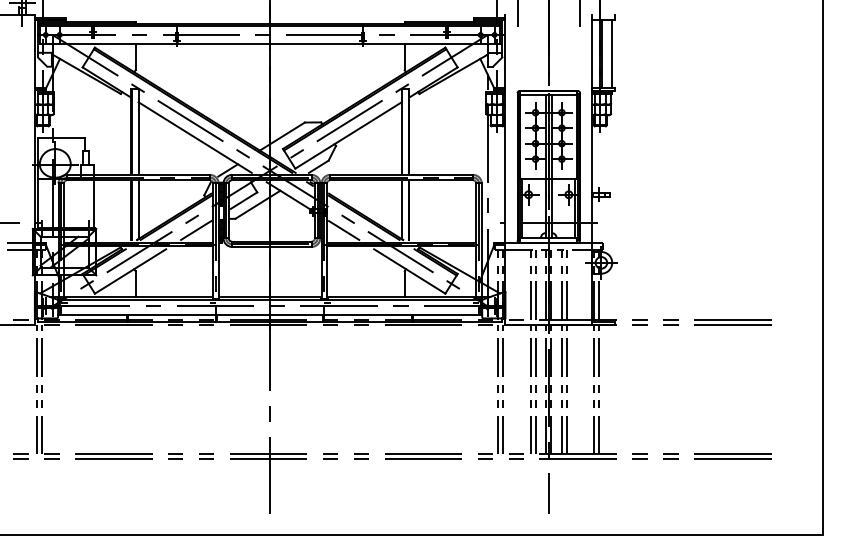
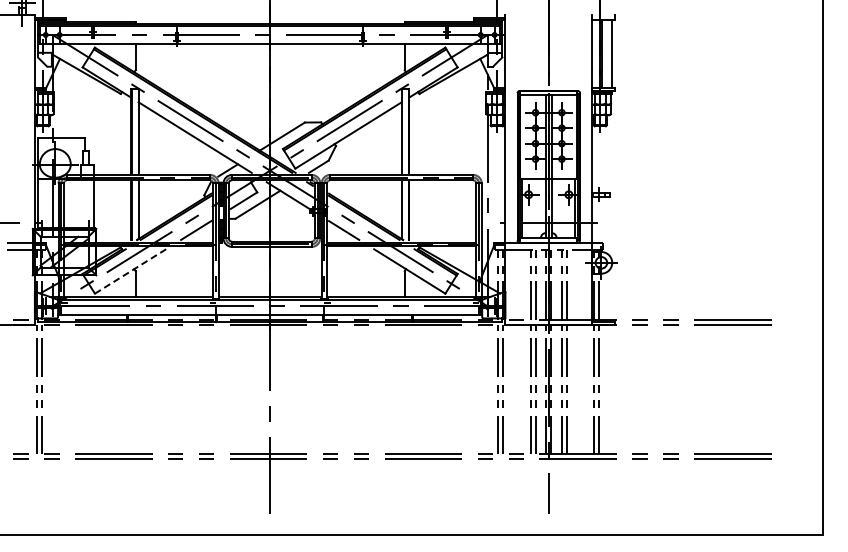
line: present -> none (517, 14)
line: present -> none (579, 14)
line: solid -> dashed (130, 271)
